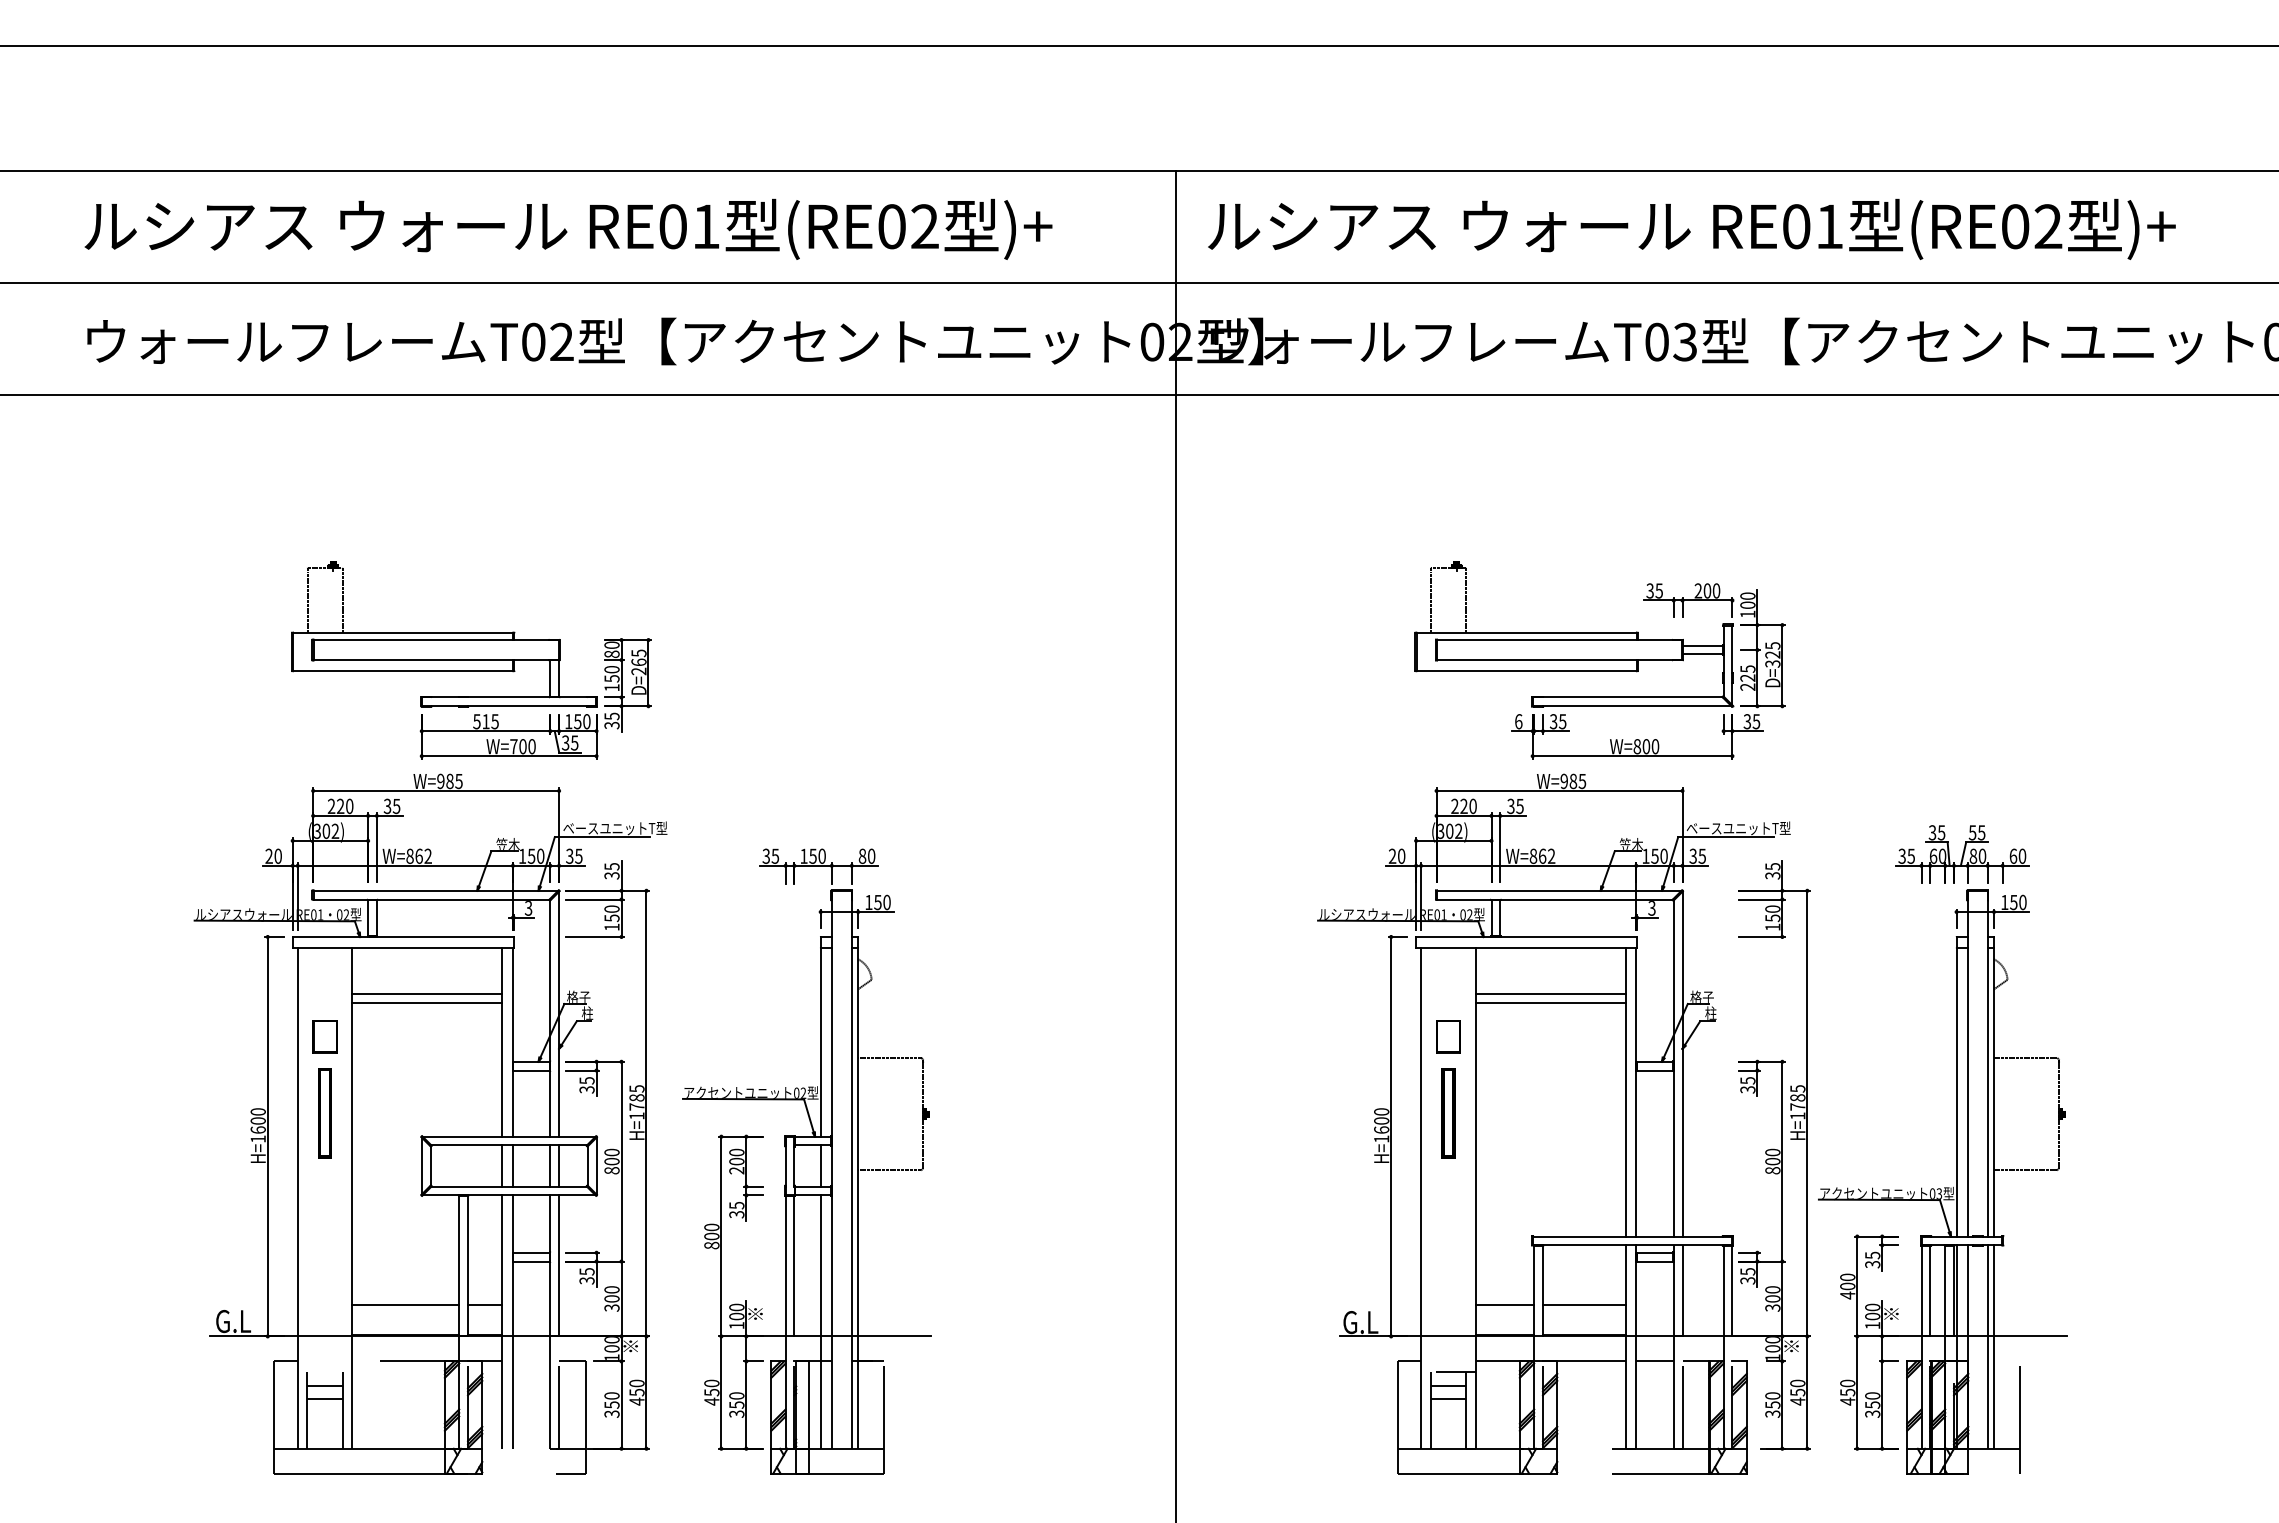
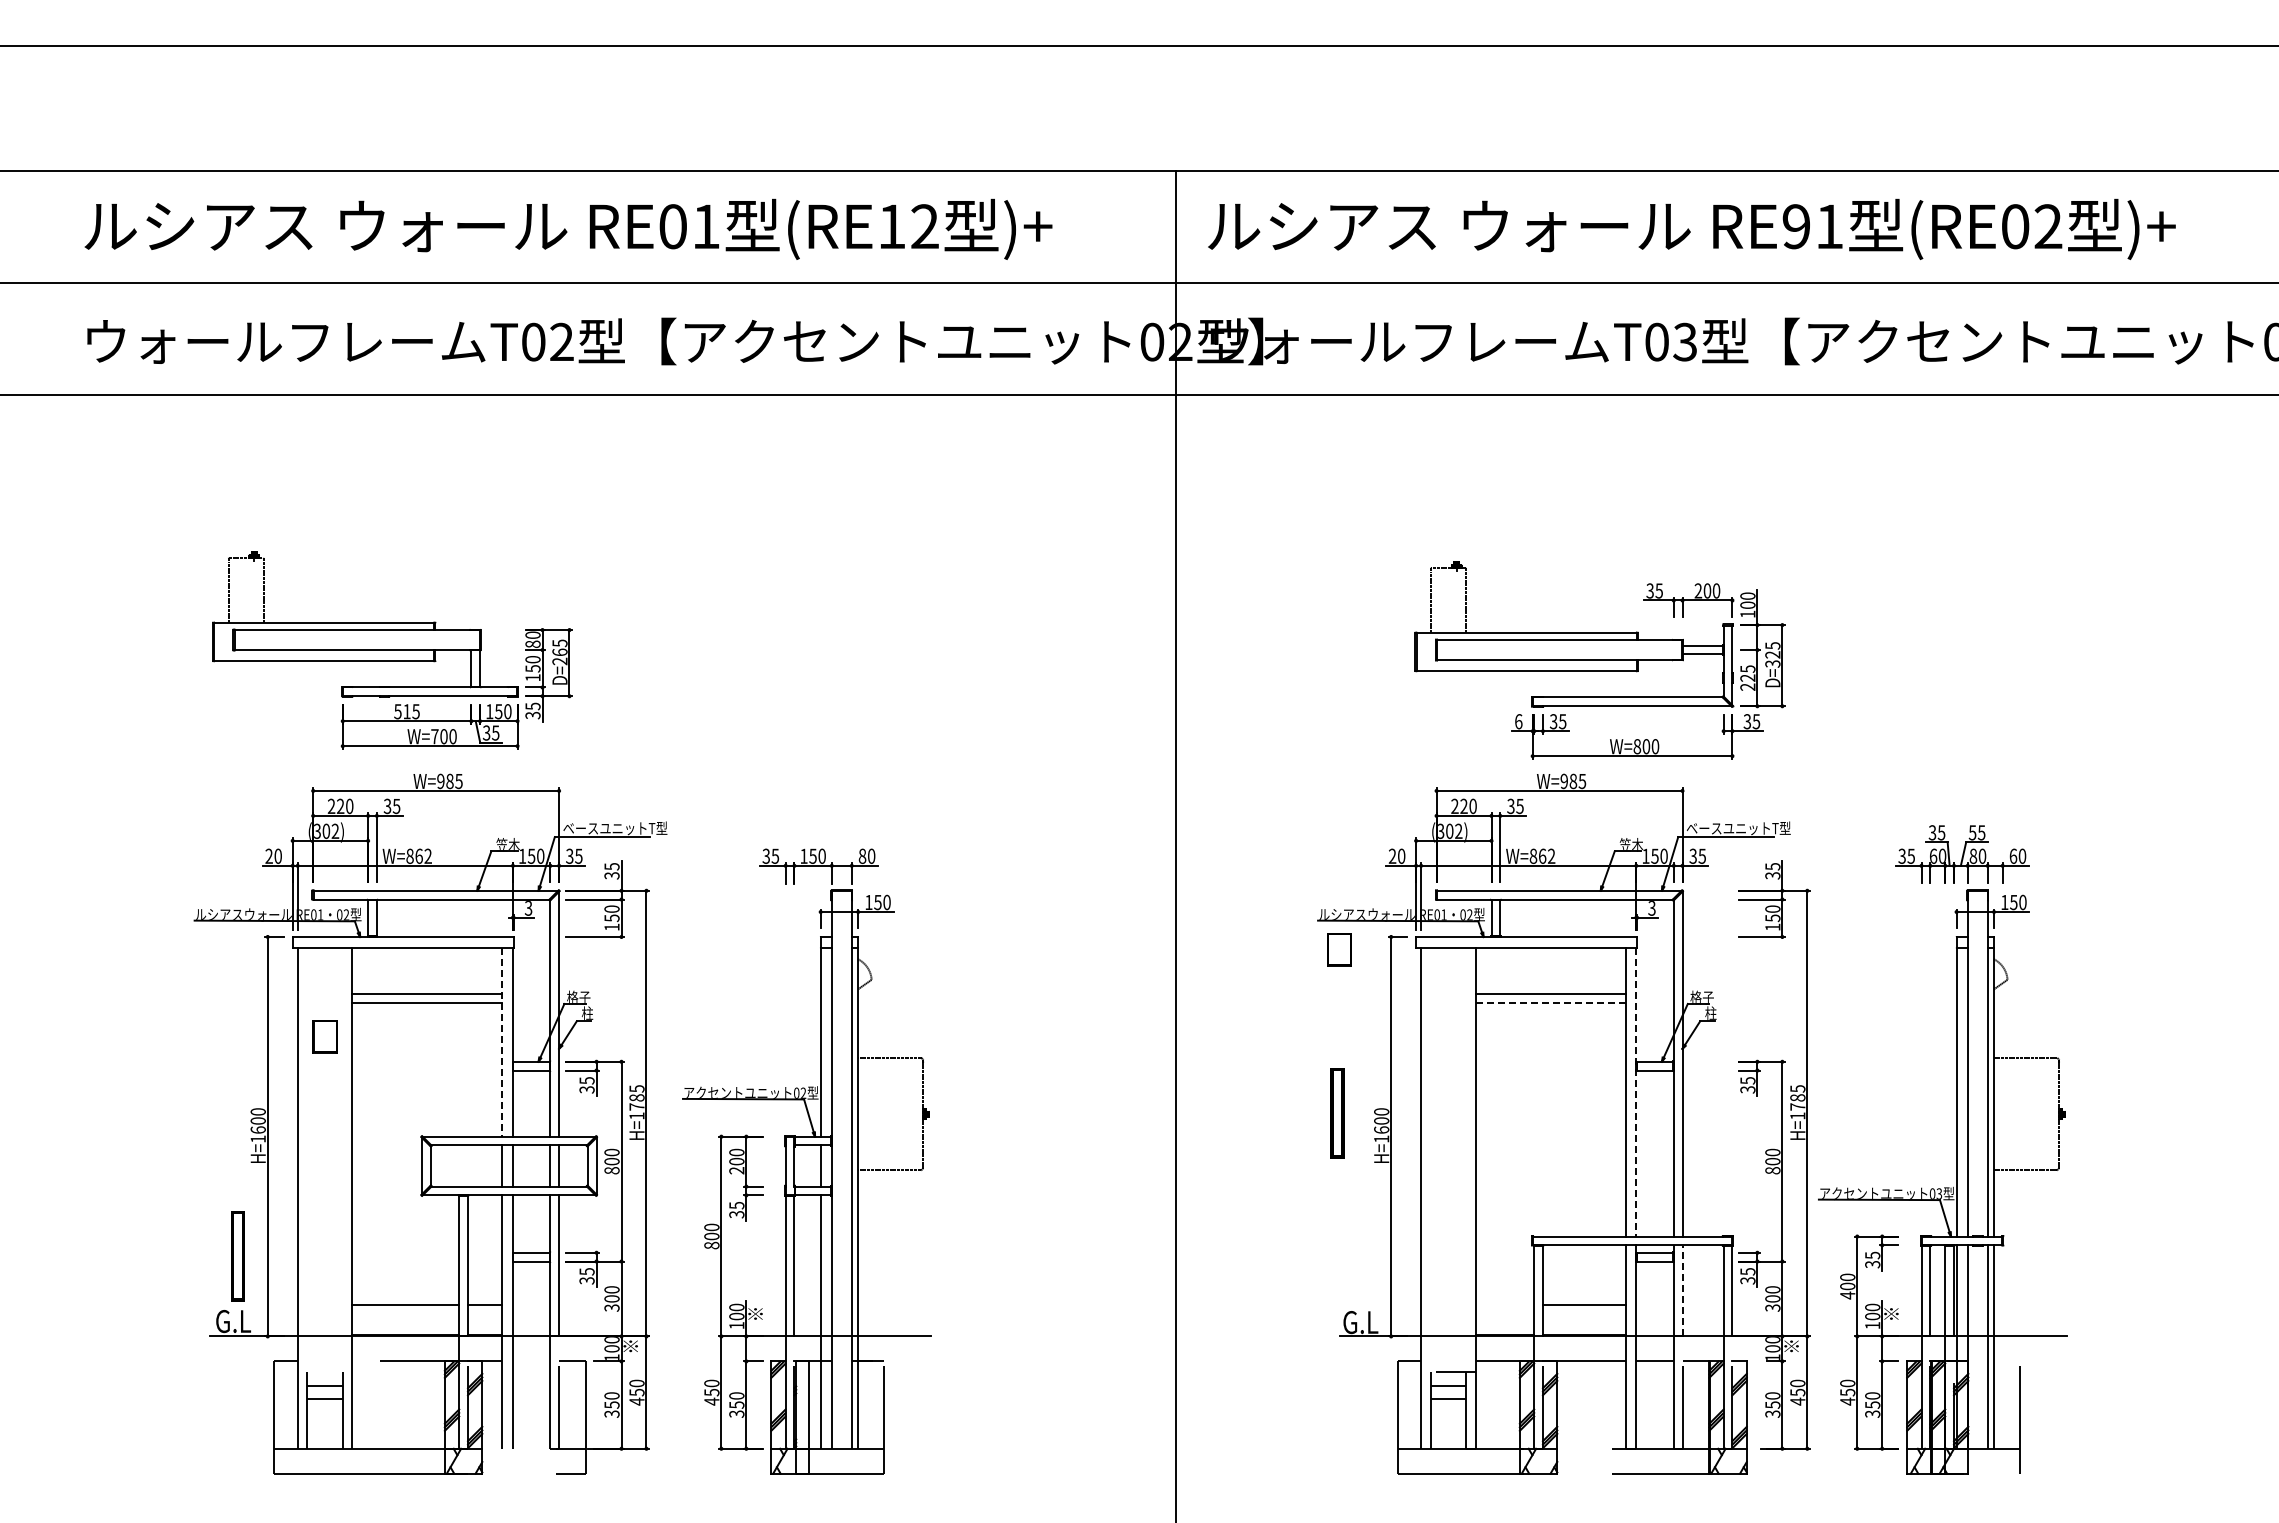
text: (RE02 -> (RE12 (891, 226)
text: RE01 -> RE91 (1796, 226)
part position: (471, 660) -> (392, 650) (392, 650)
line: solid -> dashed (1550, 1002)
part position: (1448, 1036) -> (1339, 949) (1339, 949)
line: solid -> dashed (502, 1042)
line: solid -> dashed (1636, 1092)
part position: (324, 1113) -> (237, 1256) (237, 1256)
part position: (1448, 1113) -> (1337, 1113) (1337, 1113)
line: solid -> dashed (1682, 1290)
line: present -> none (1504, 1304)
